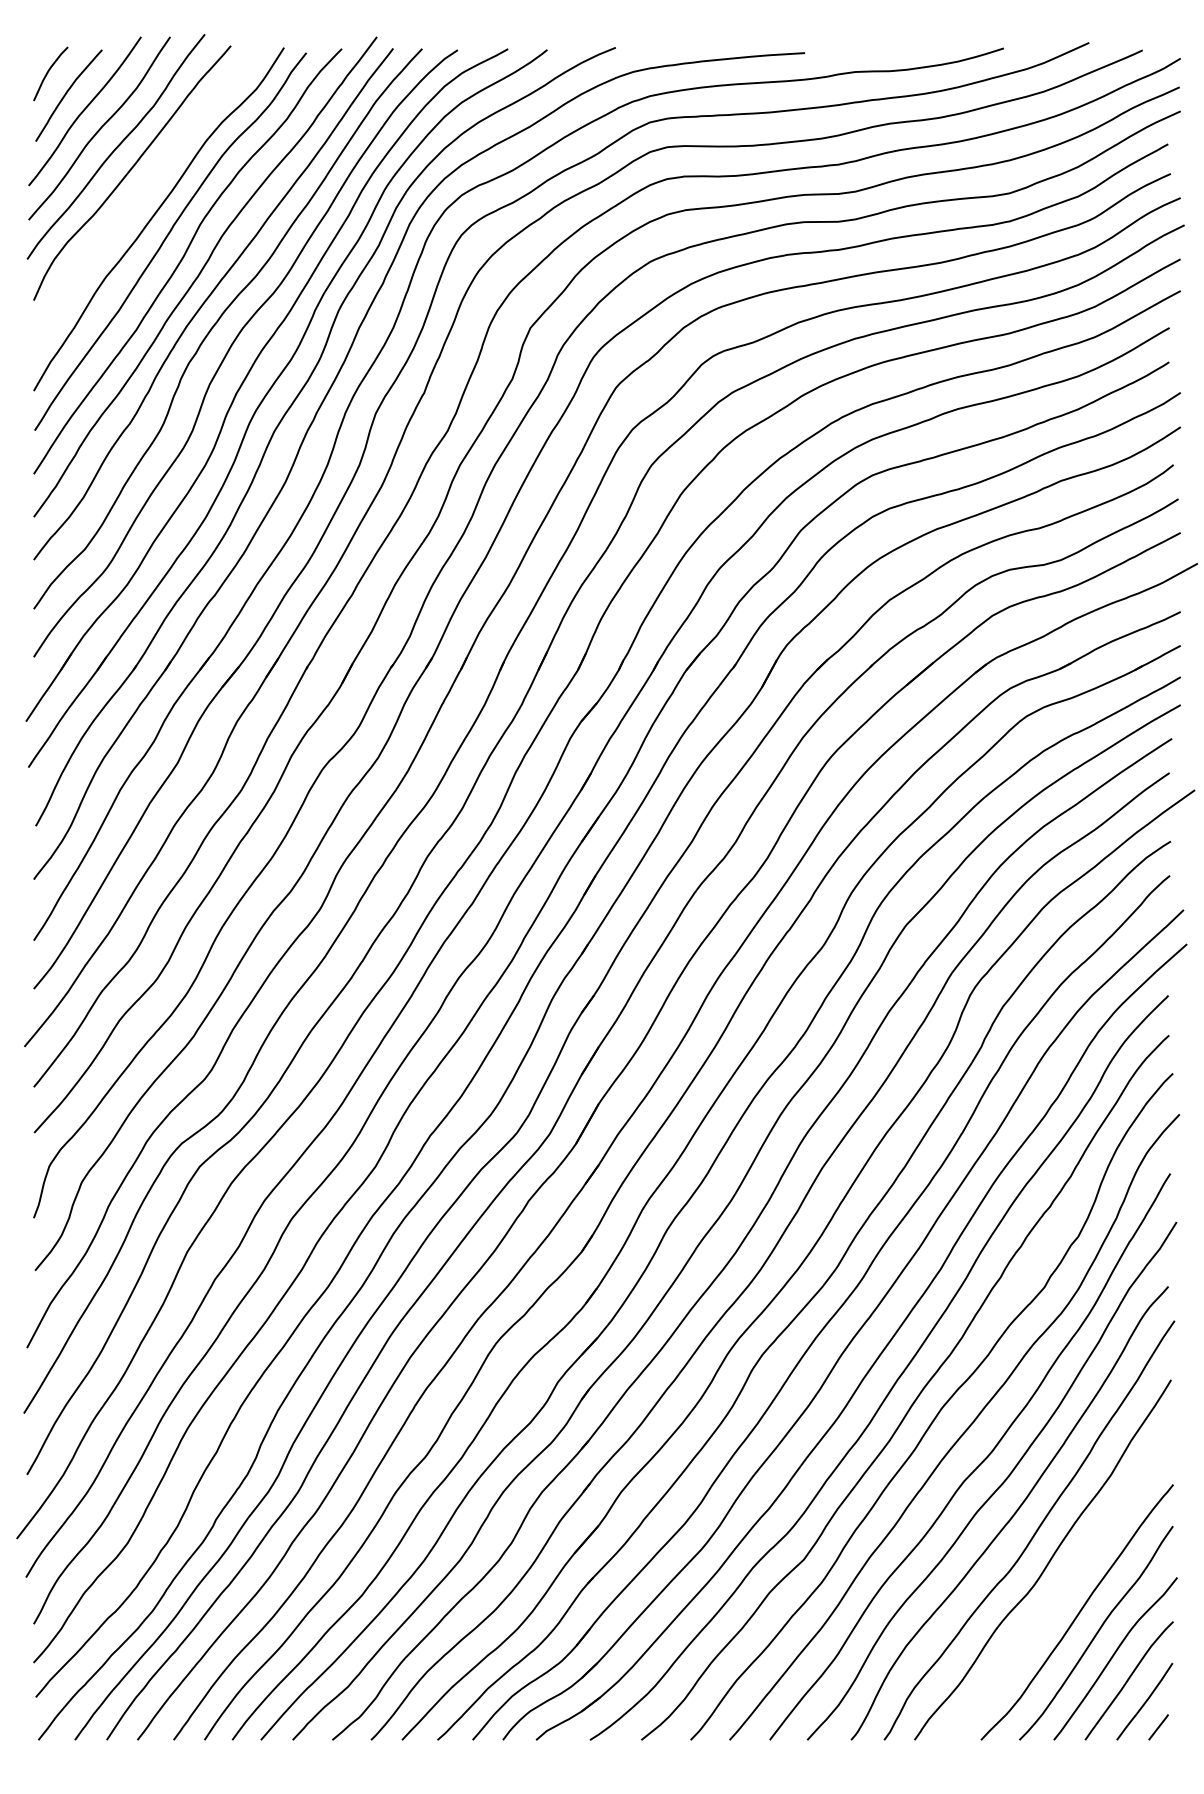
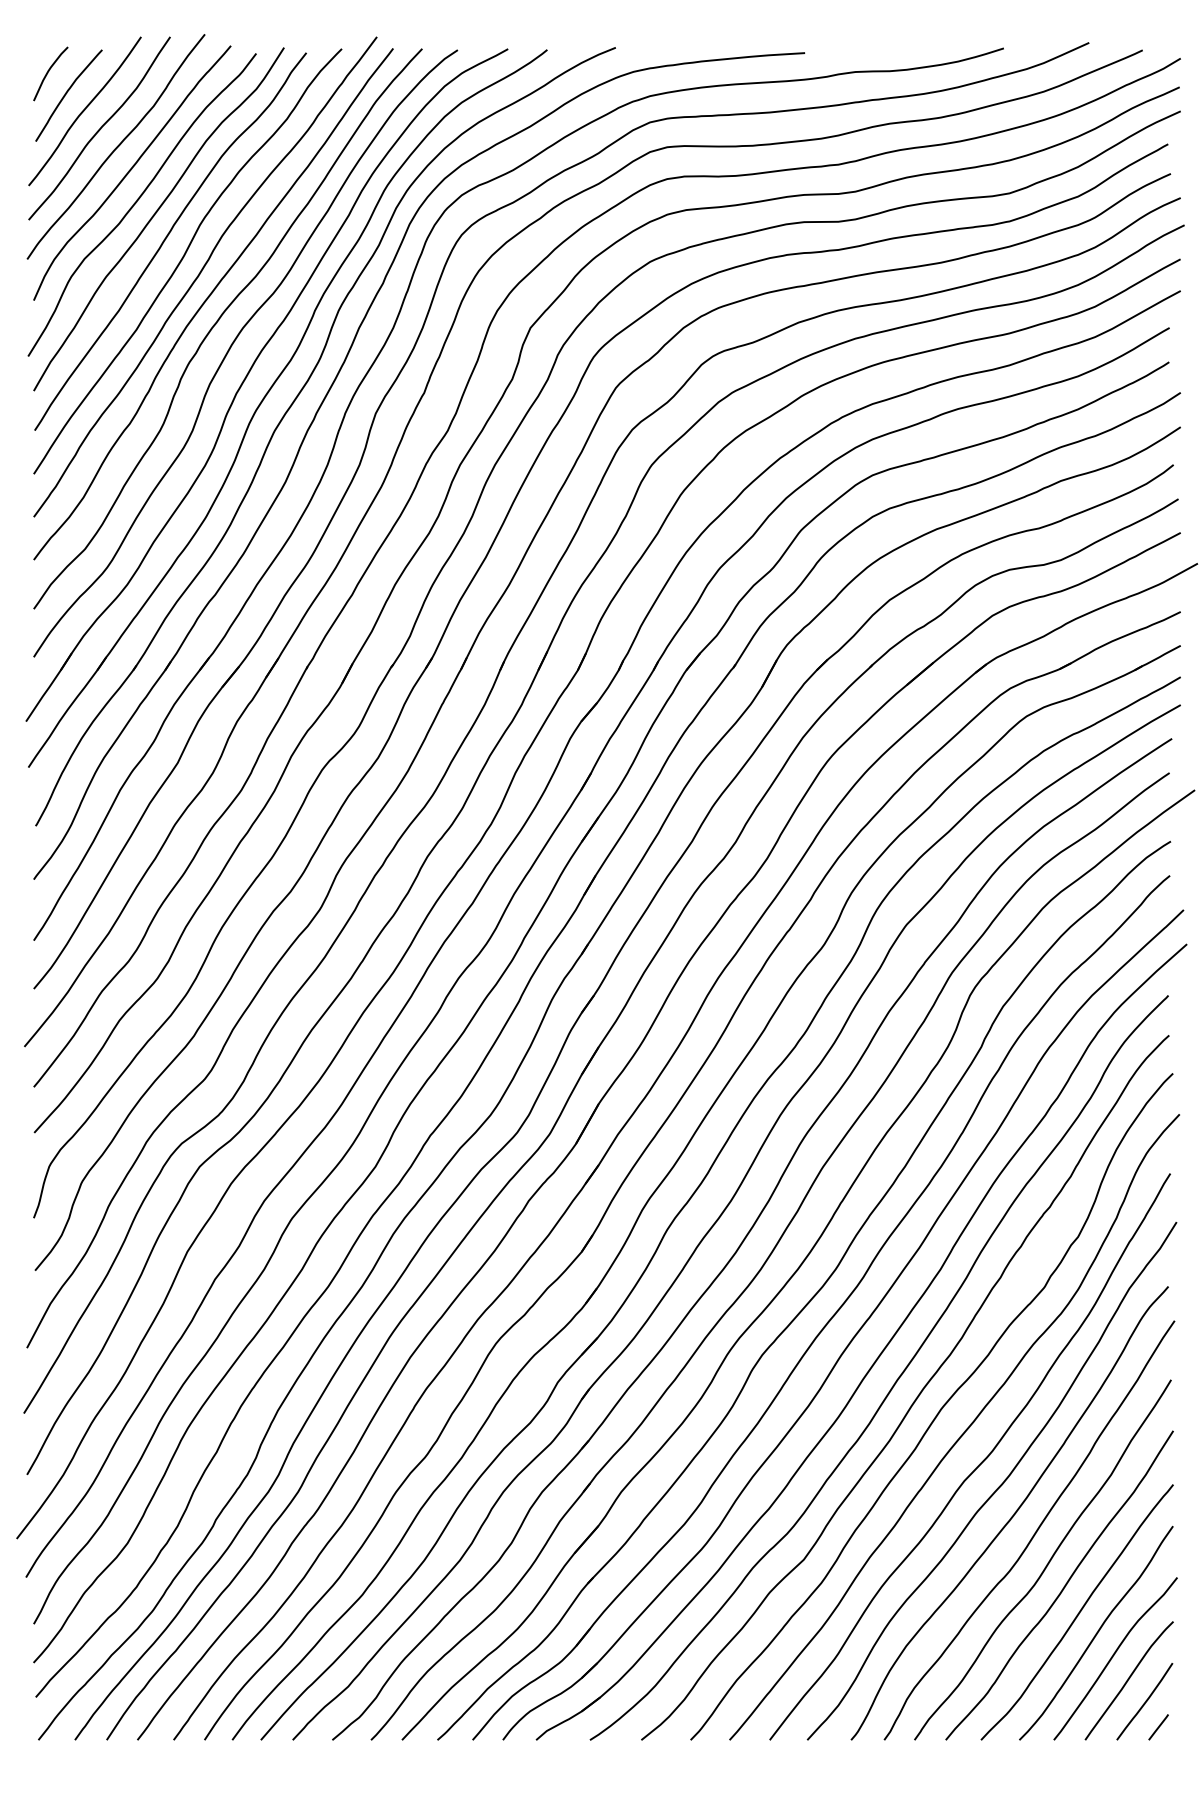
curve: none -> present (137, 202)
curve: none -> present (1063, 1586)
